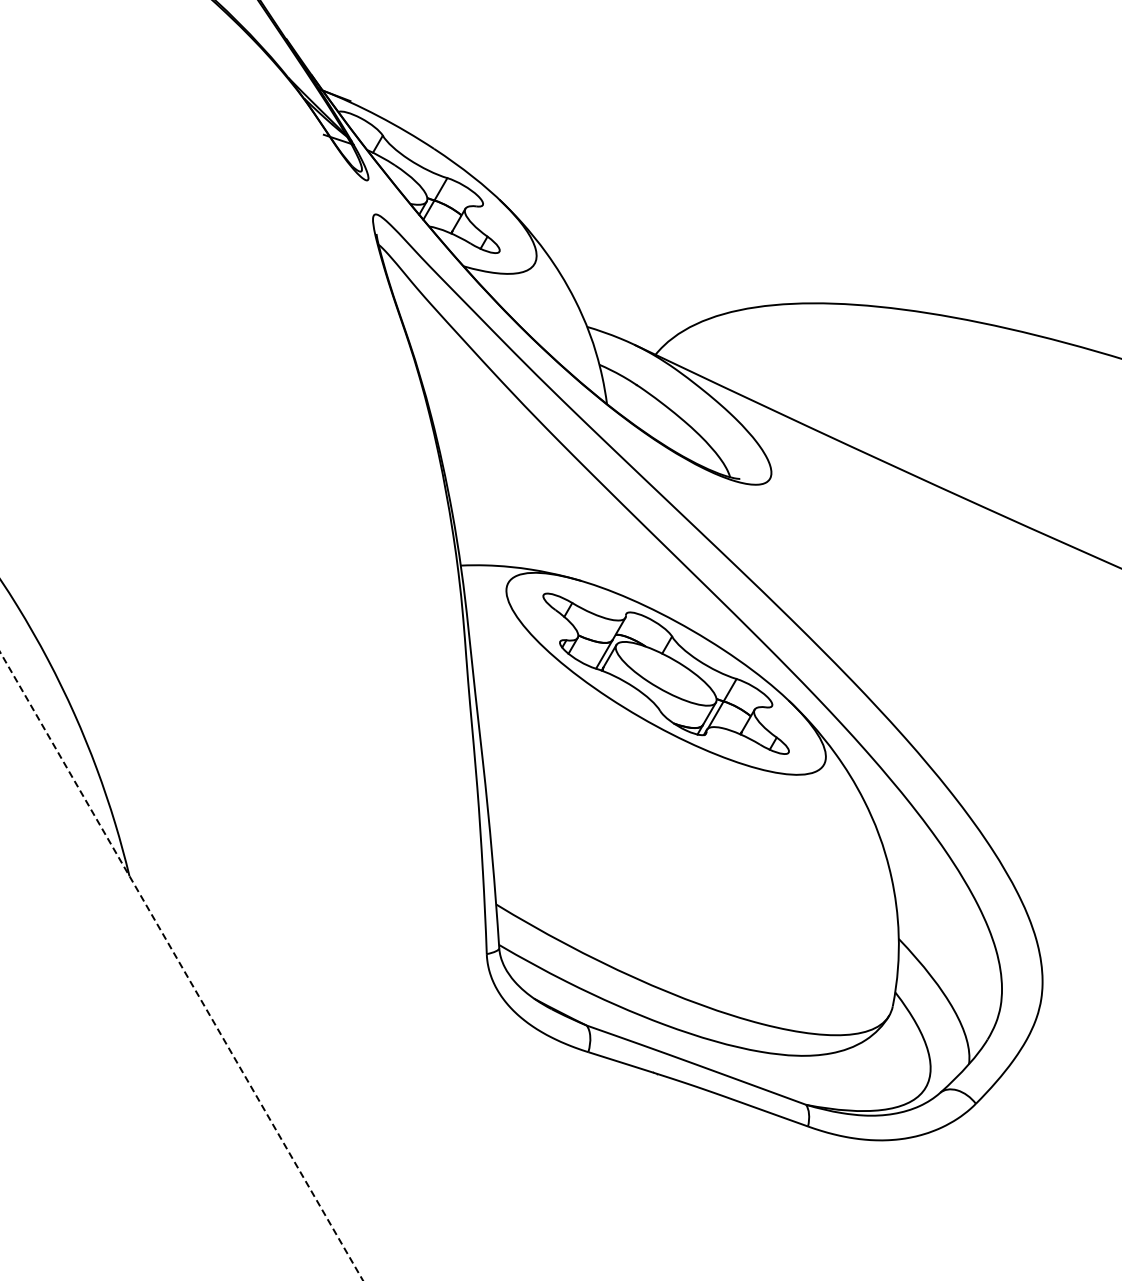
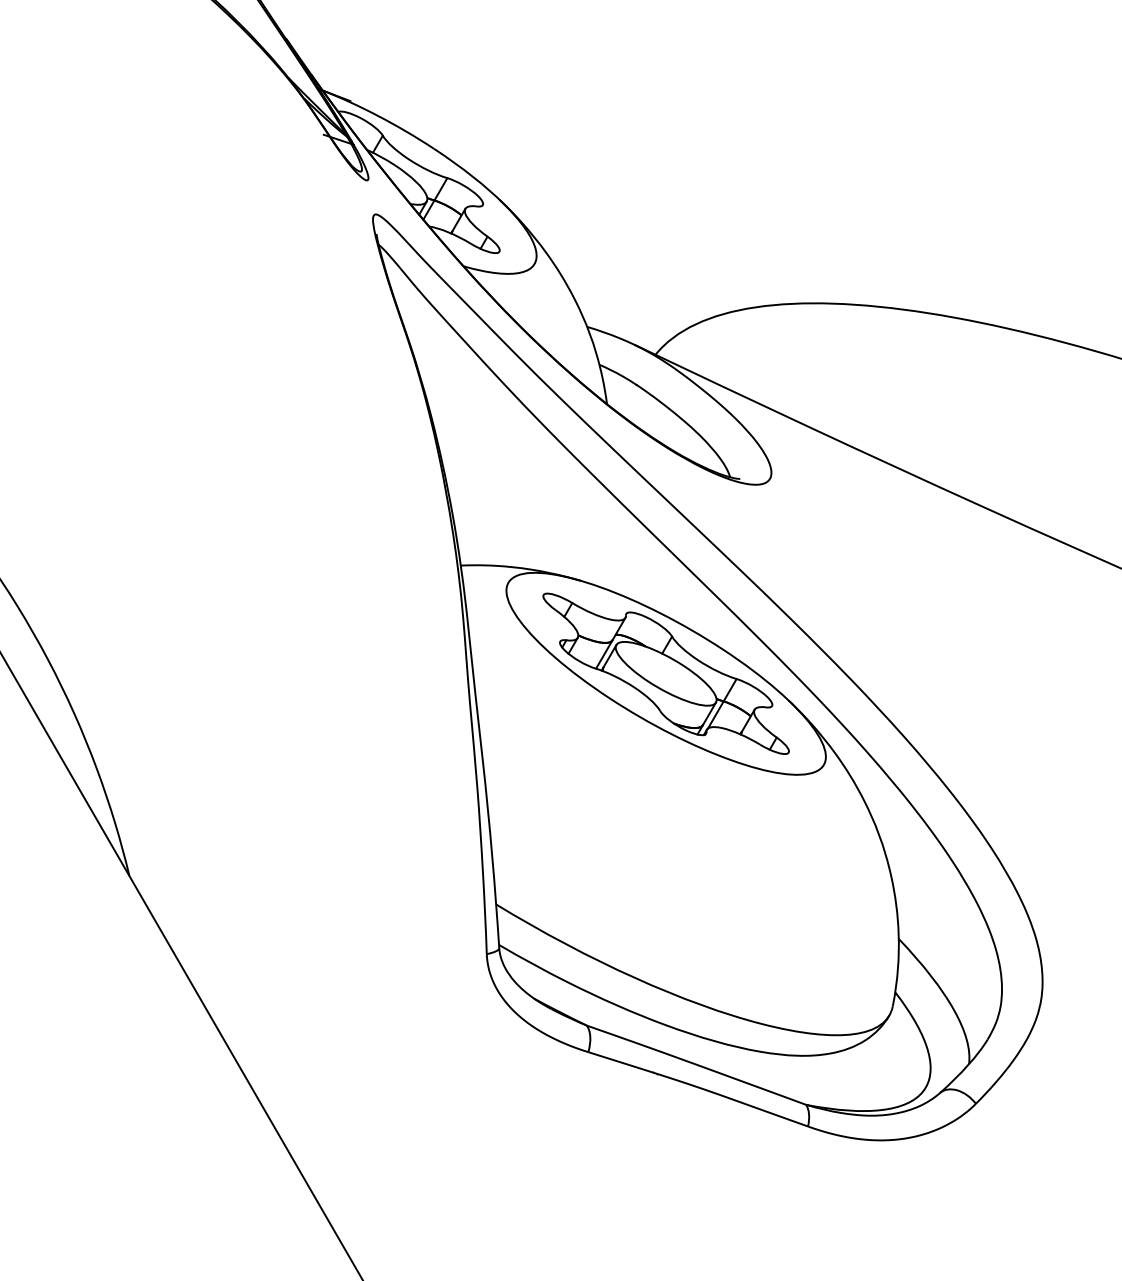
line: dashed -> solid (181, 966)
